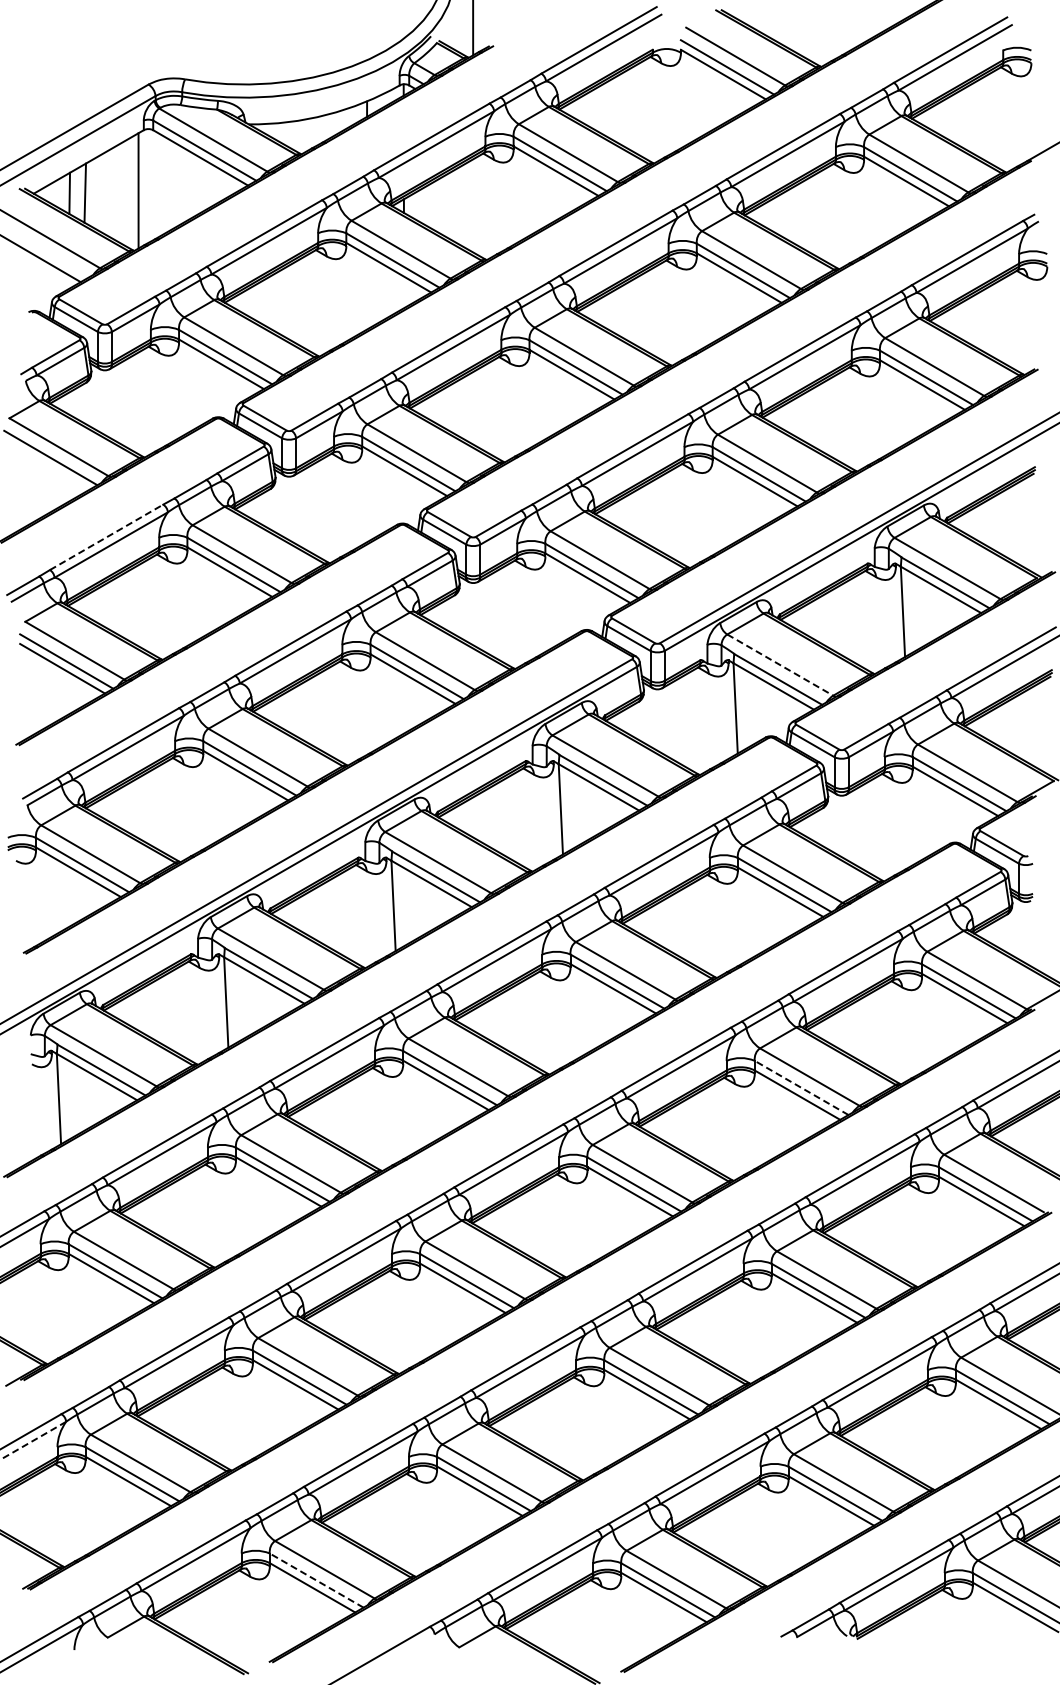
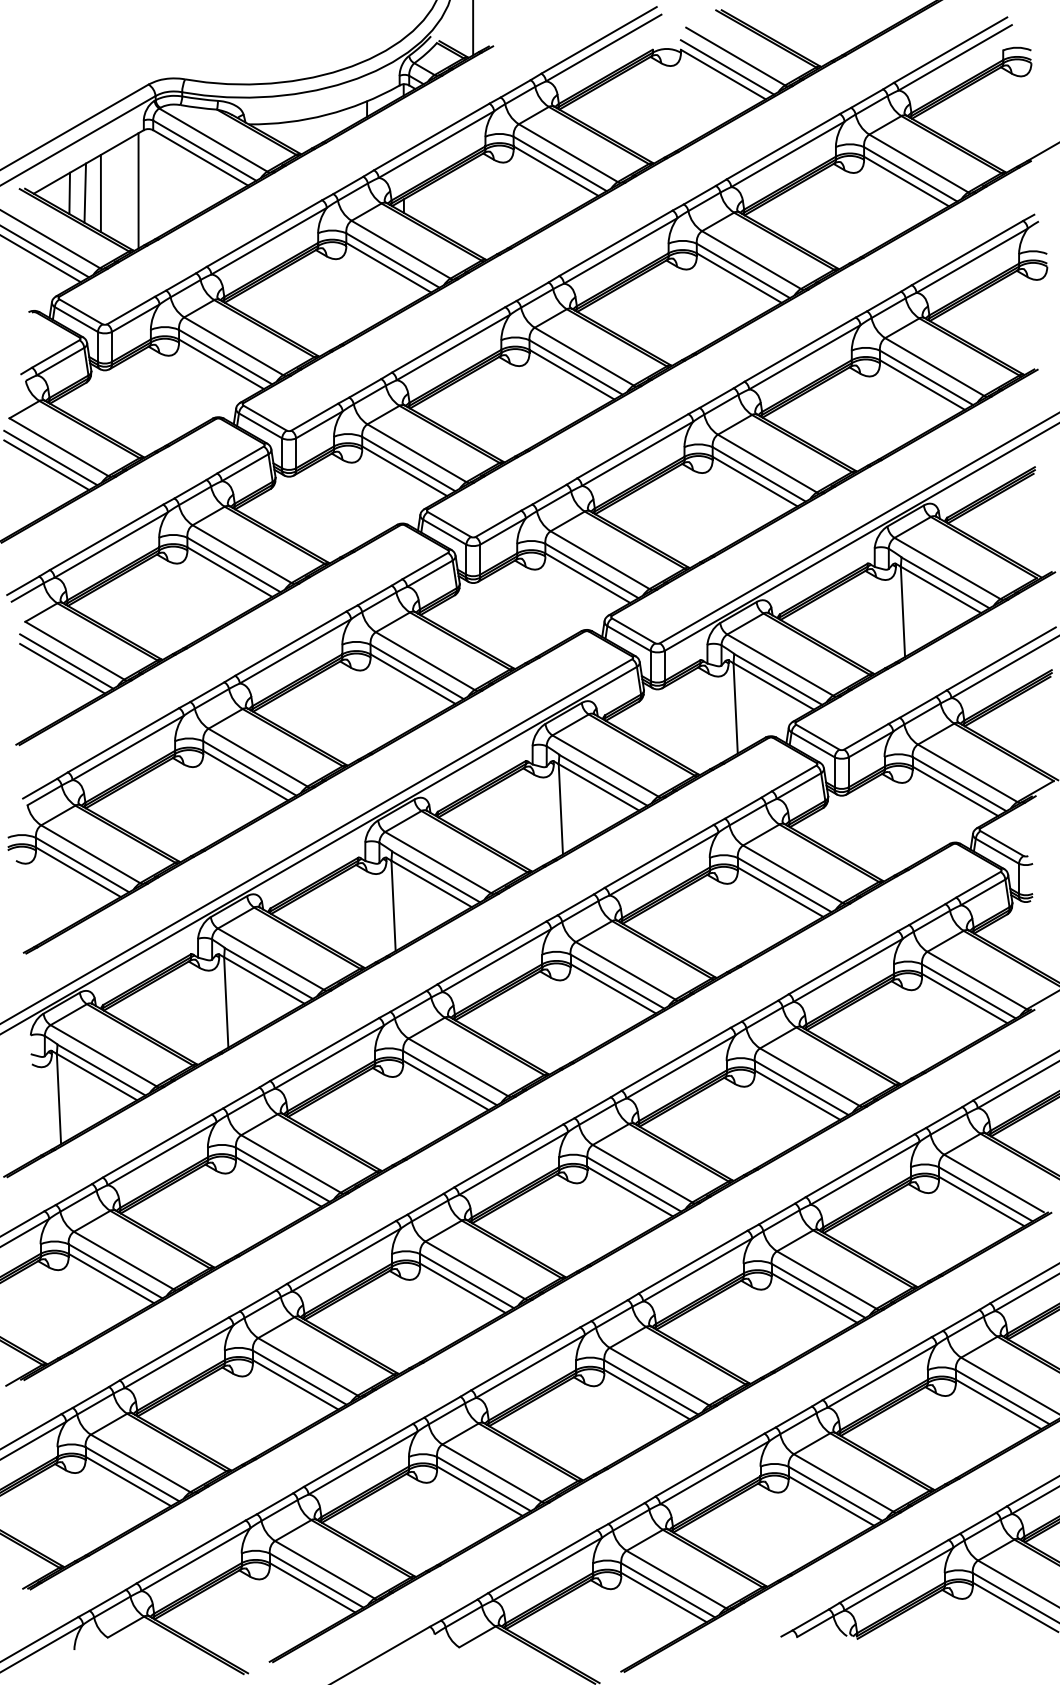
line: none -> present (100, 193)
line: none -> present (45, 251)
line: none -> present (46, 465)
line: dashed -> solid (107, 537)
line: dashed -> solid (780, 665)
line: dashed -> solid (801, 1087)
line: dashed -> solid (33, 1440)
line: dashed -> solid (316, 1580)
